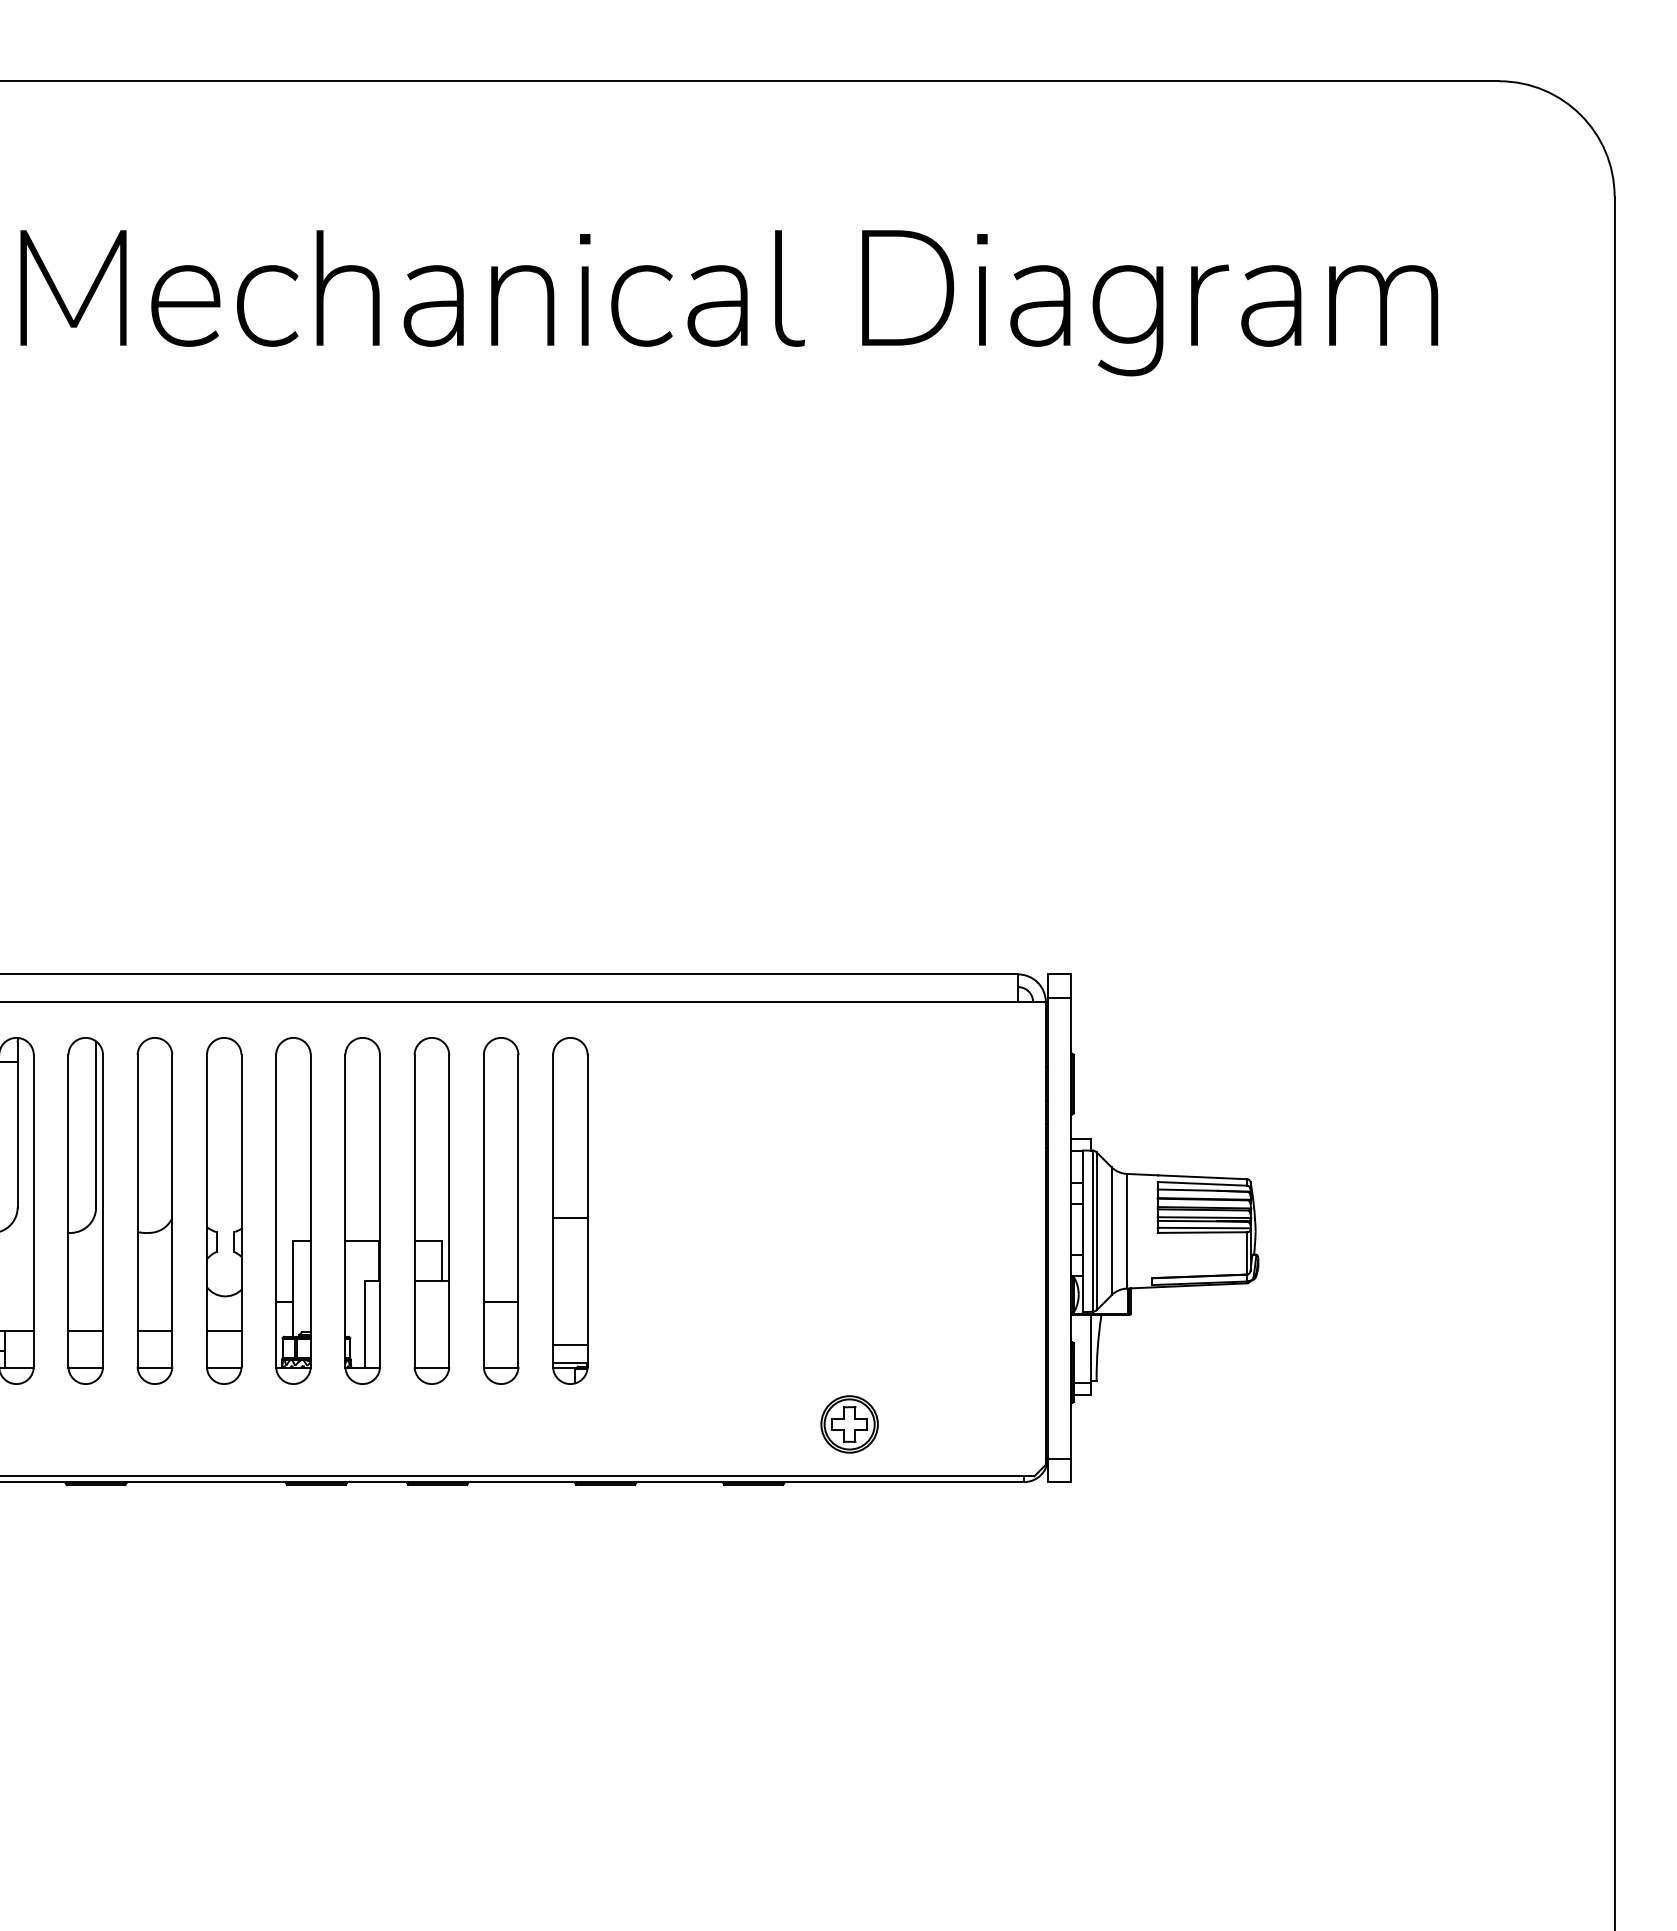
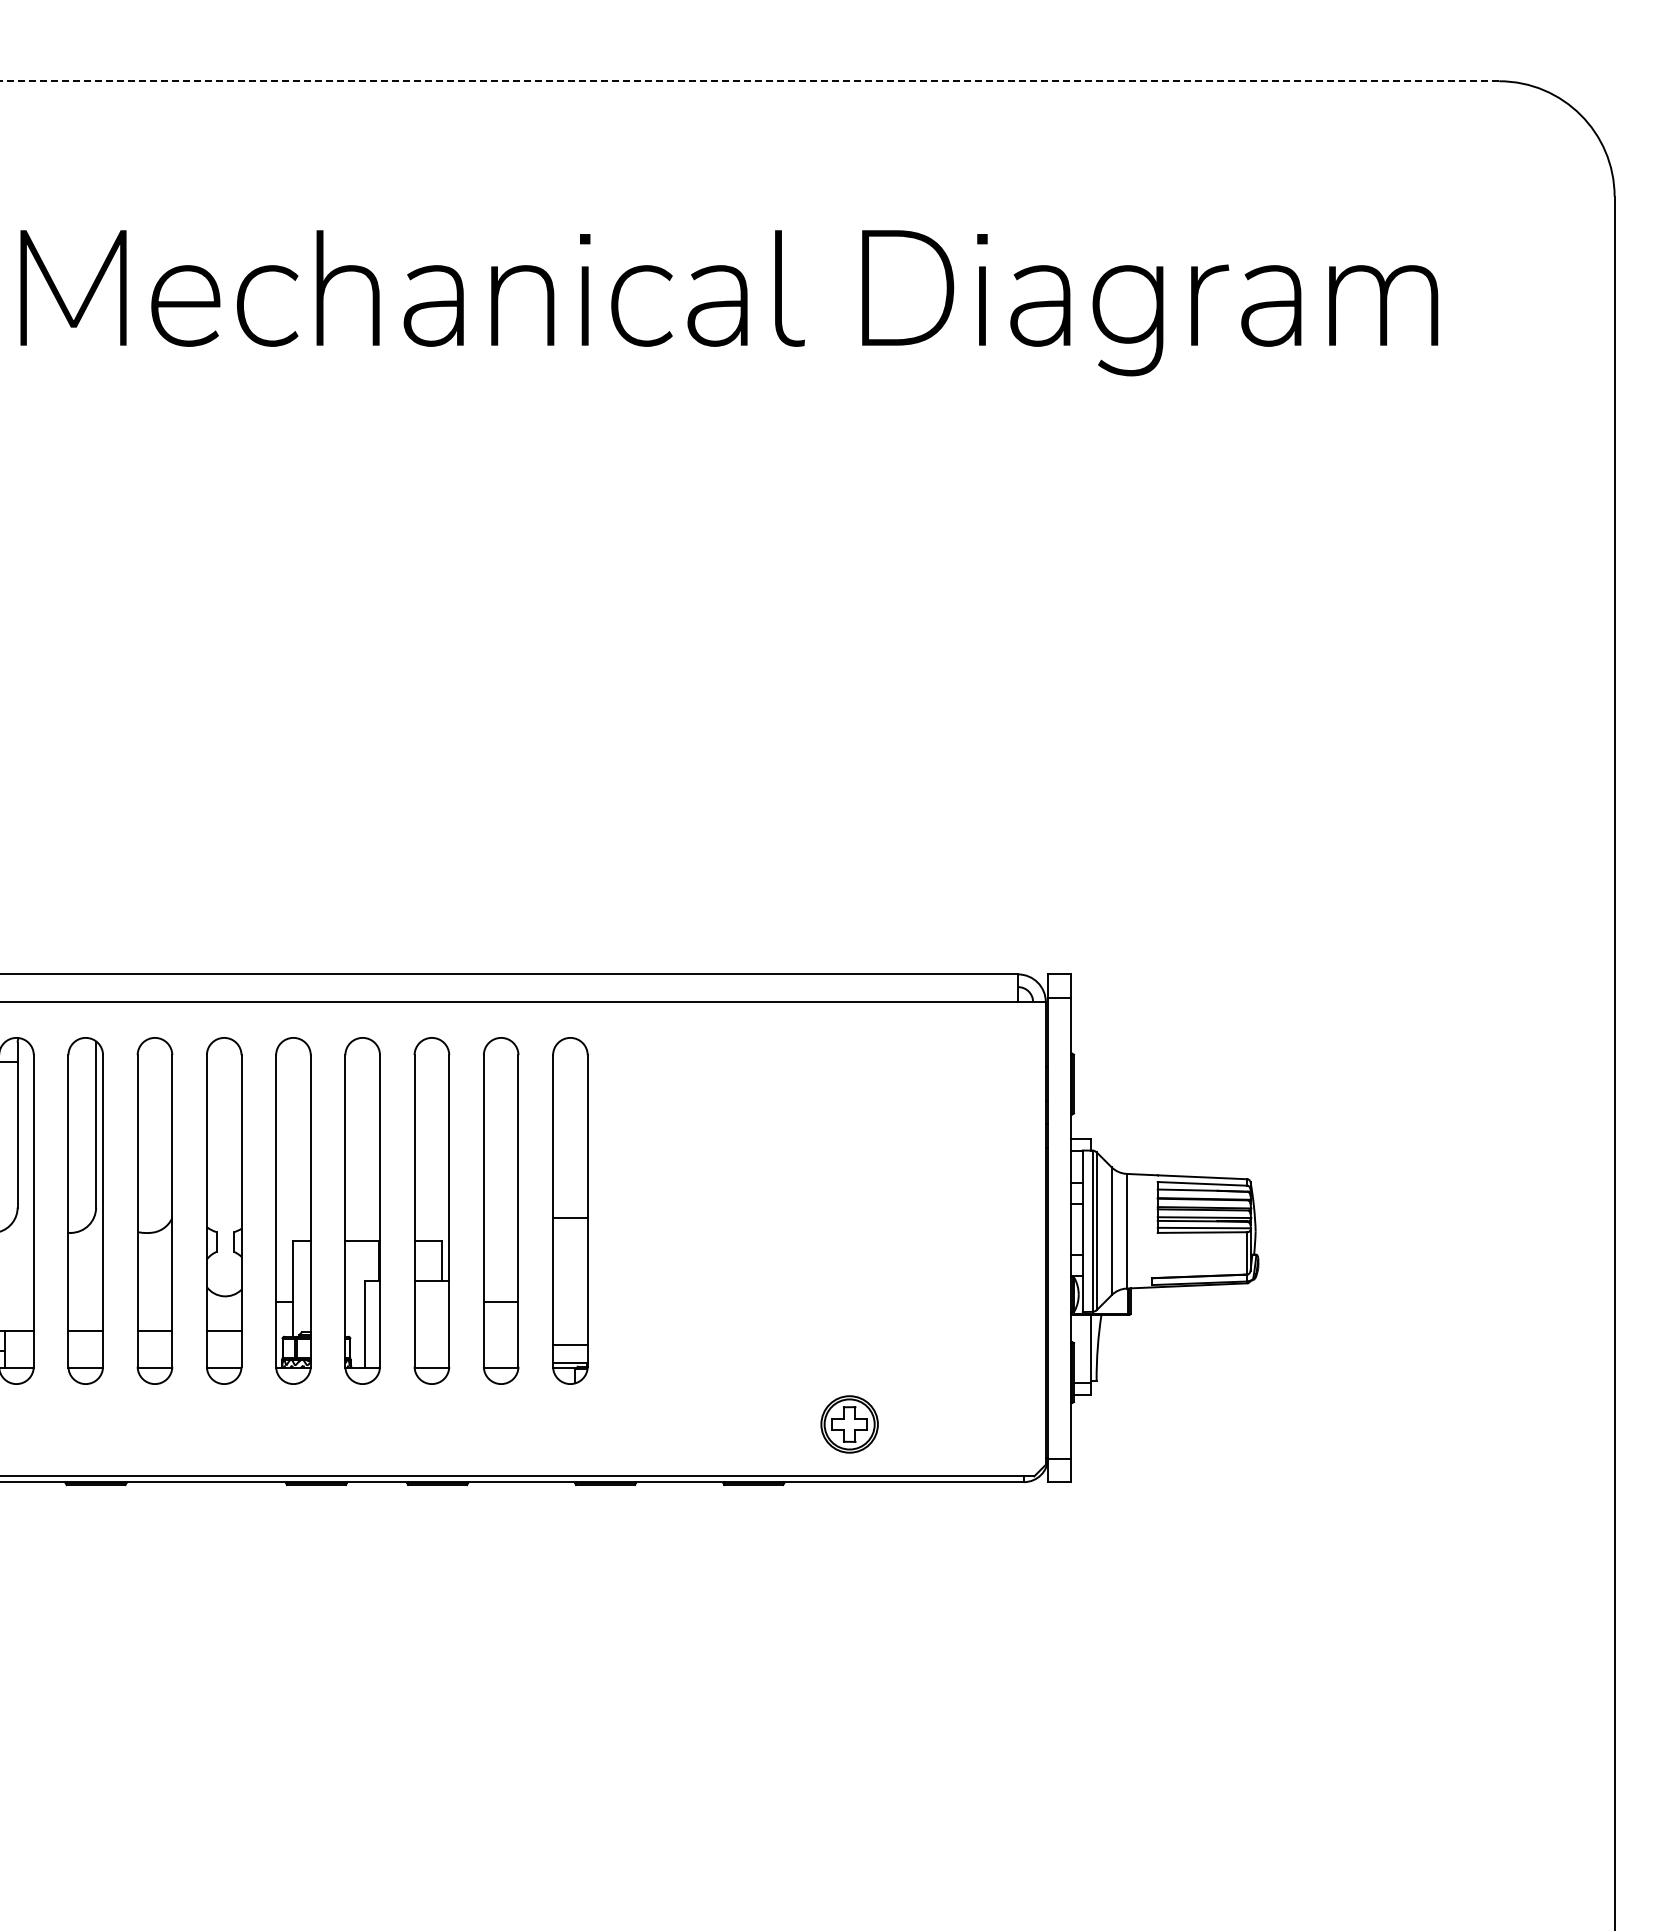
line: solid -> dashed (749, 81)
